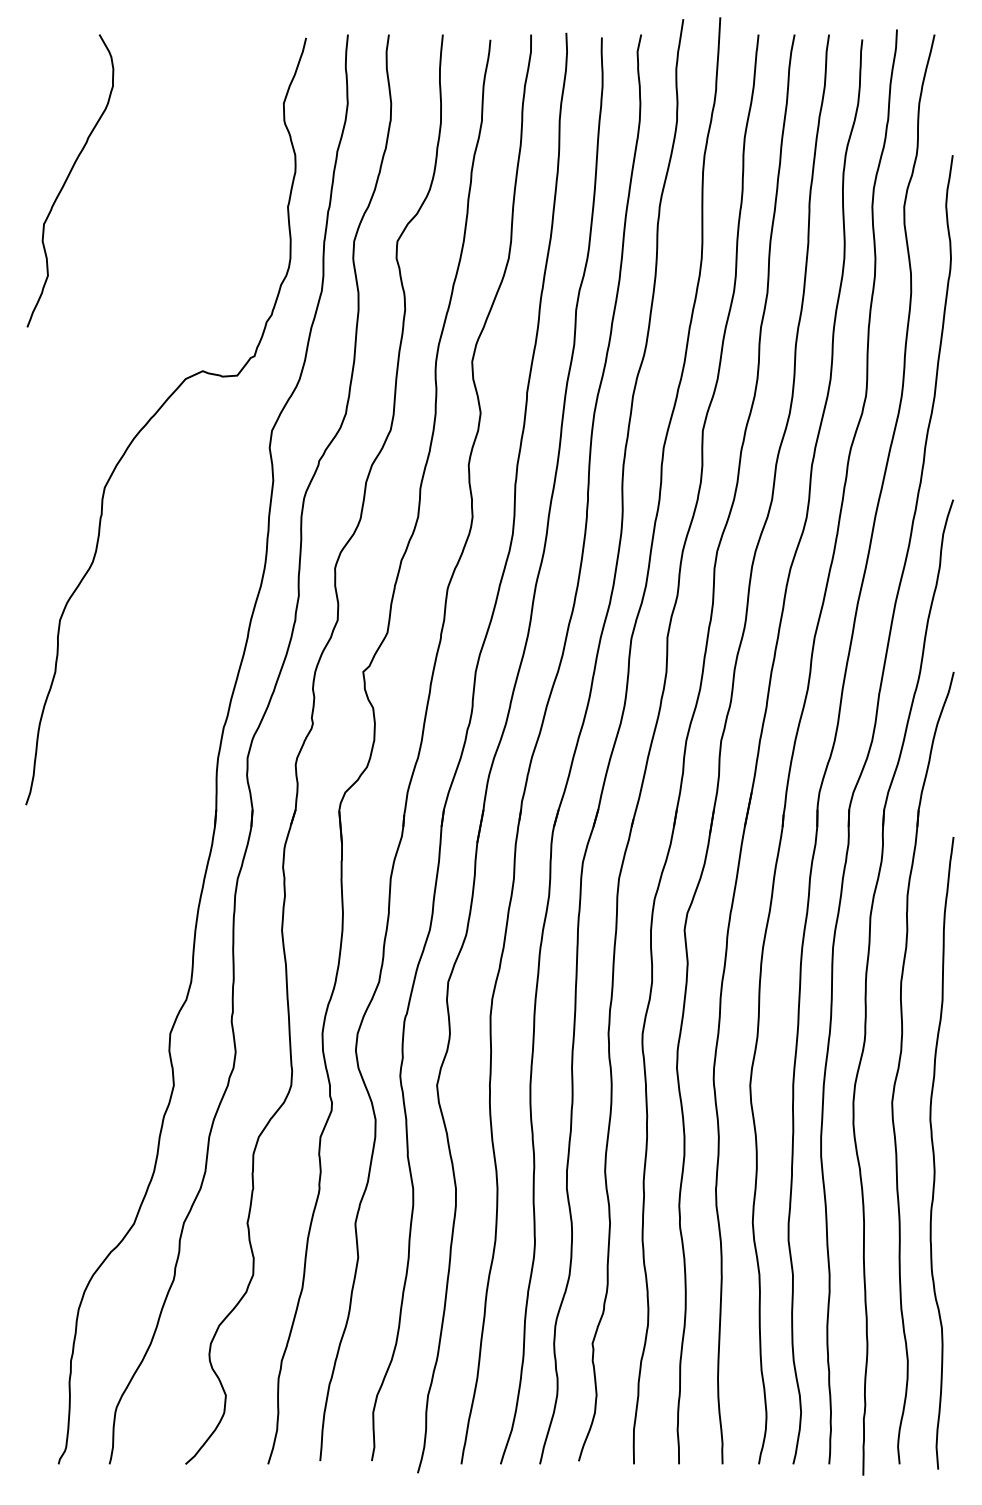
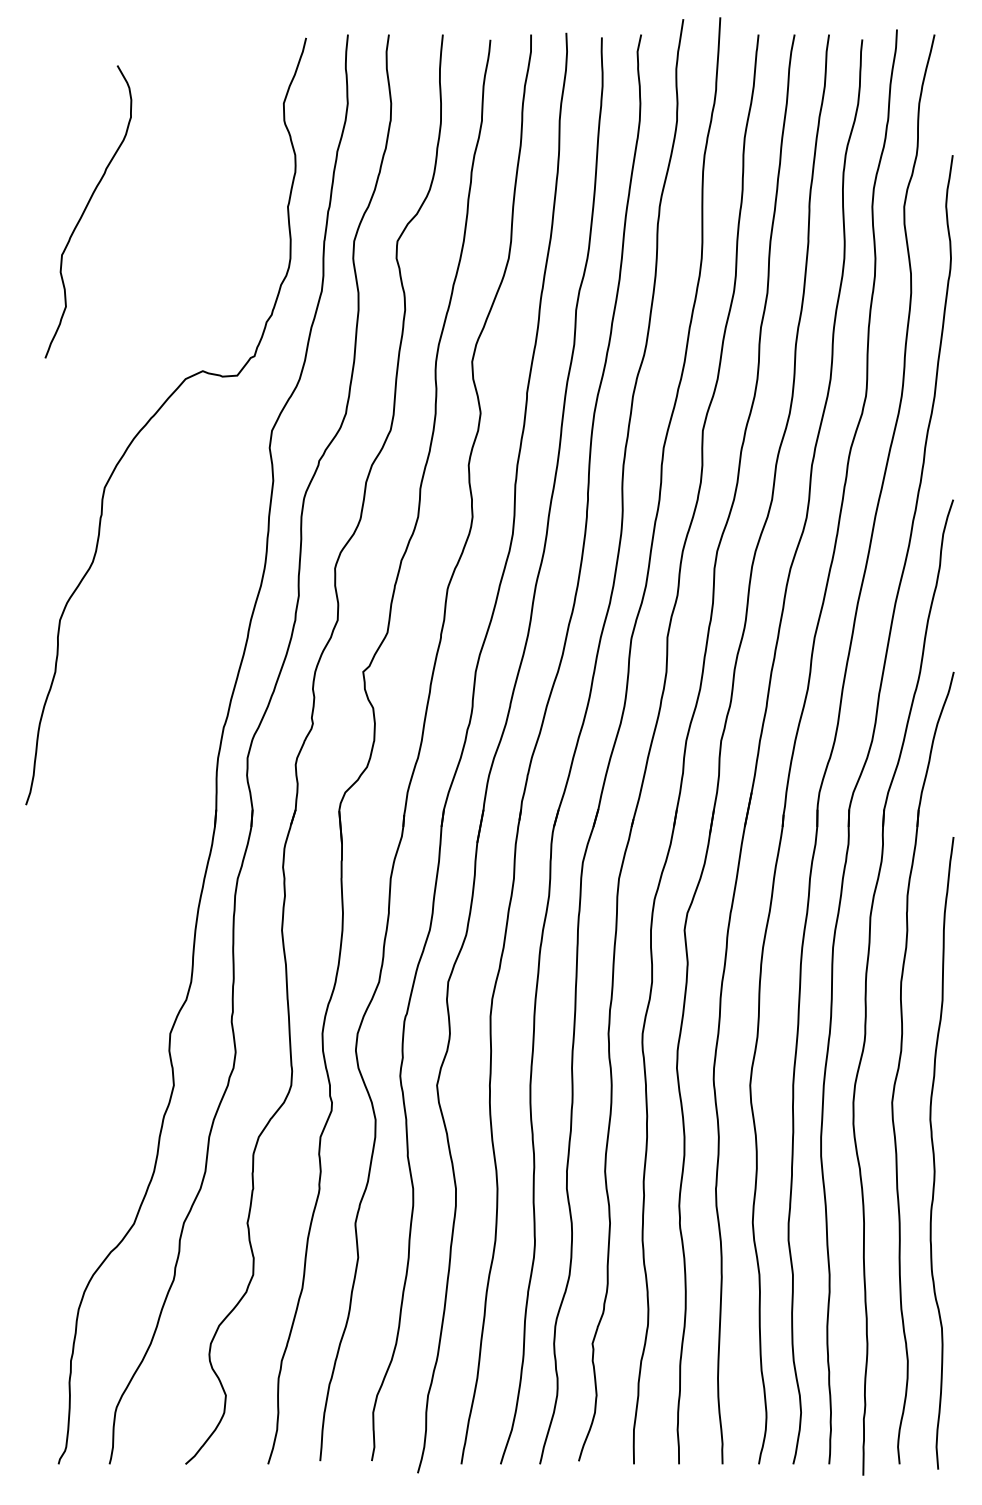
curve position: (68, 178) -> (86, 209) (86, 209)
